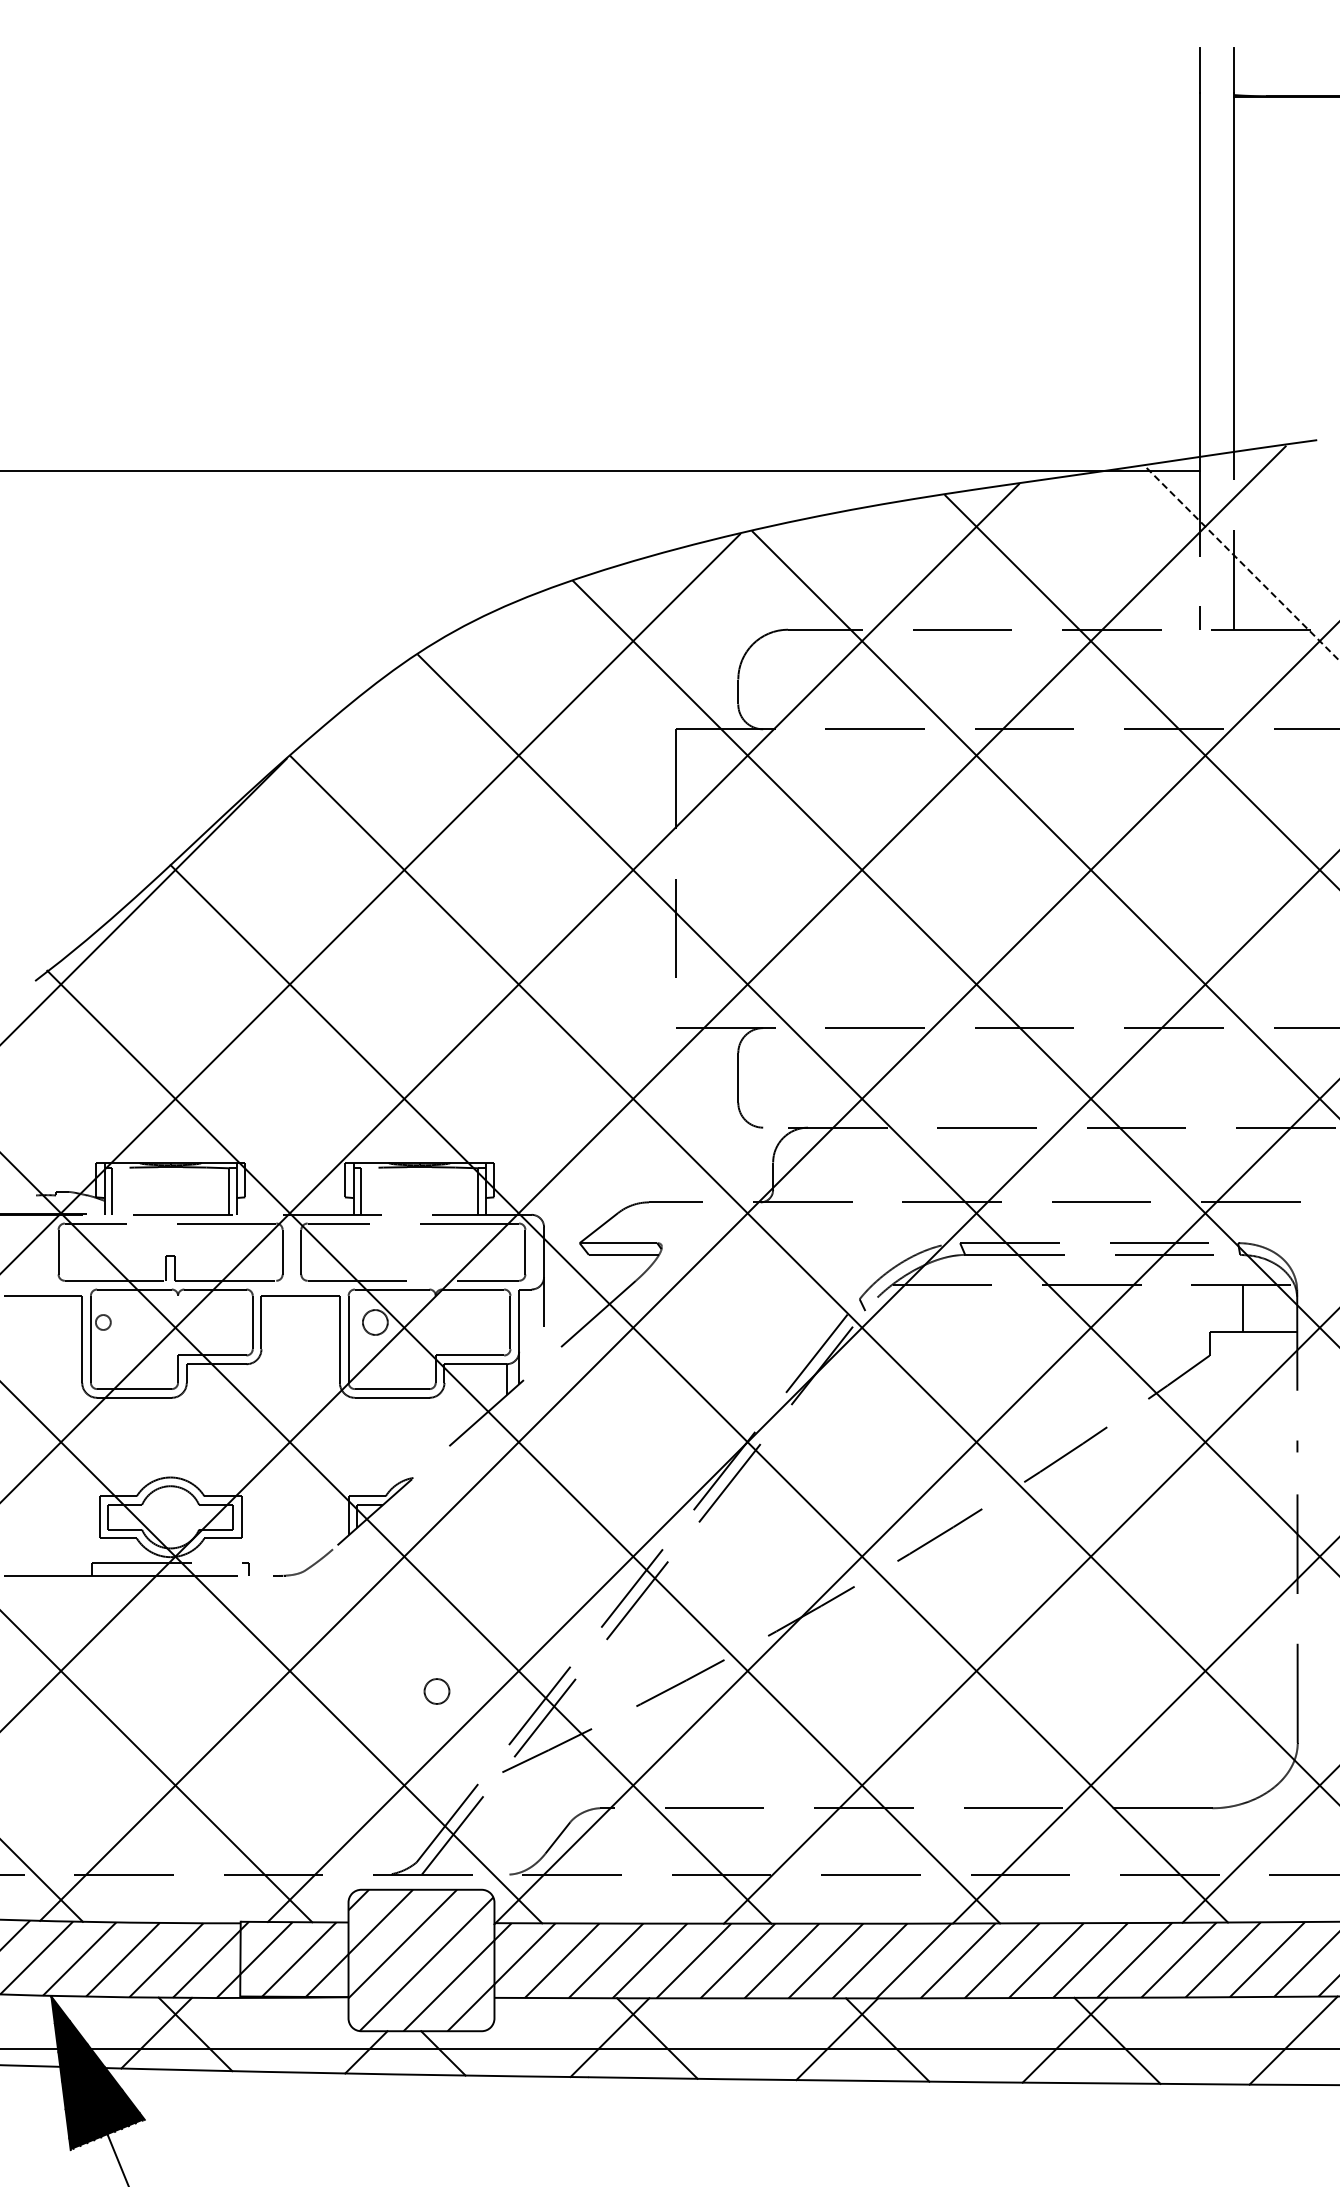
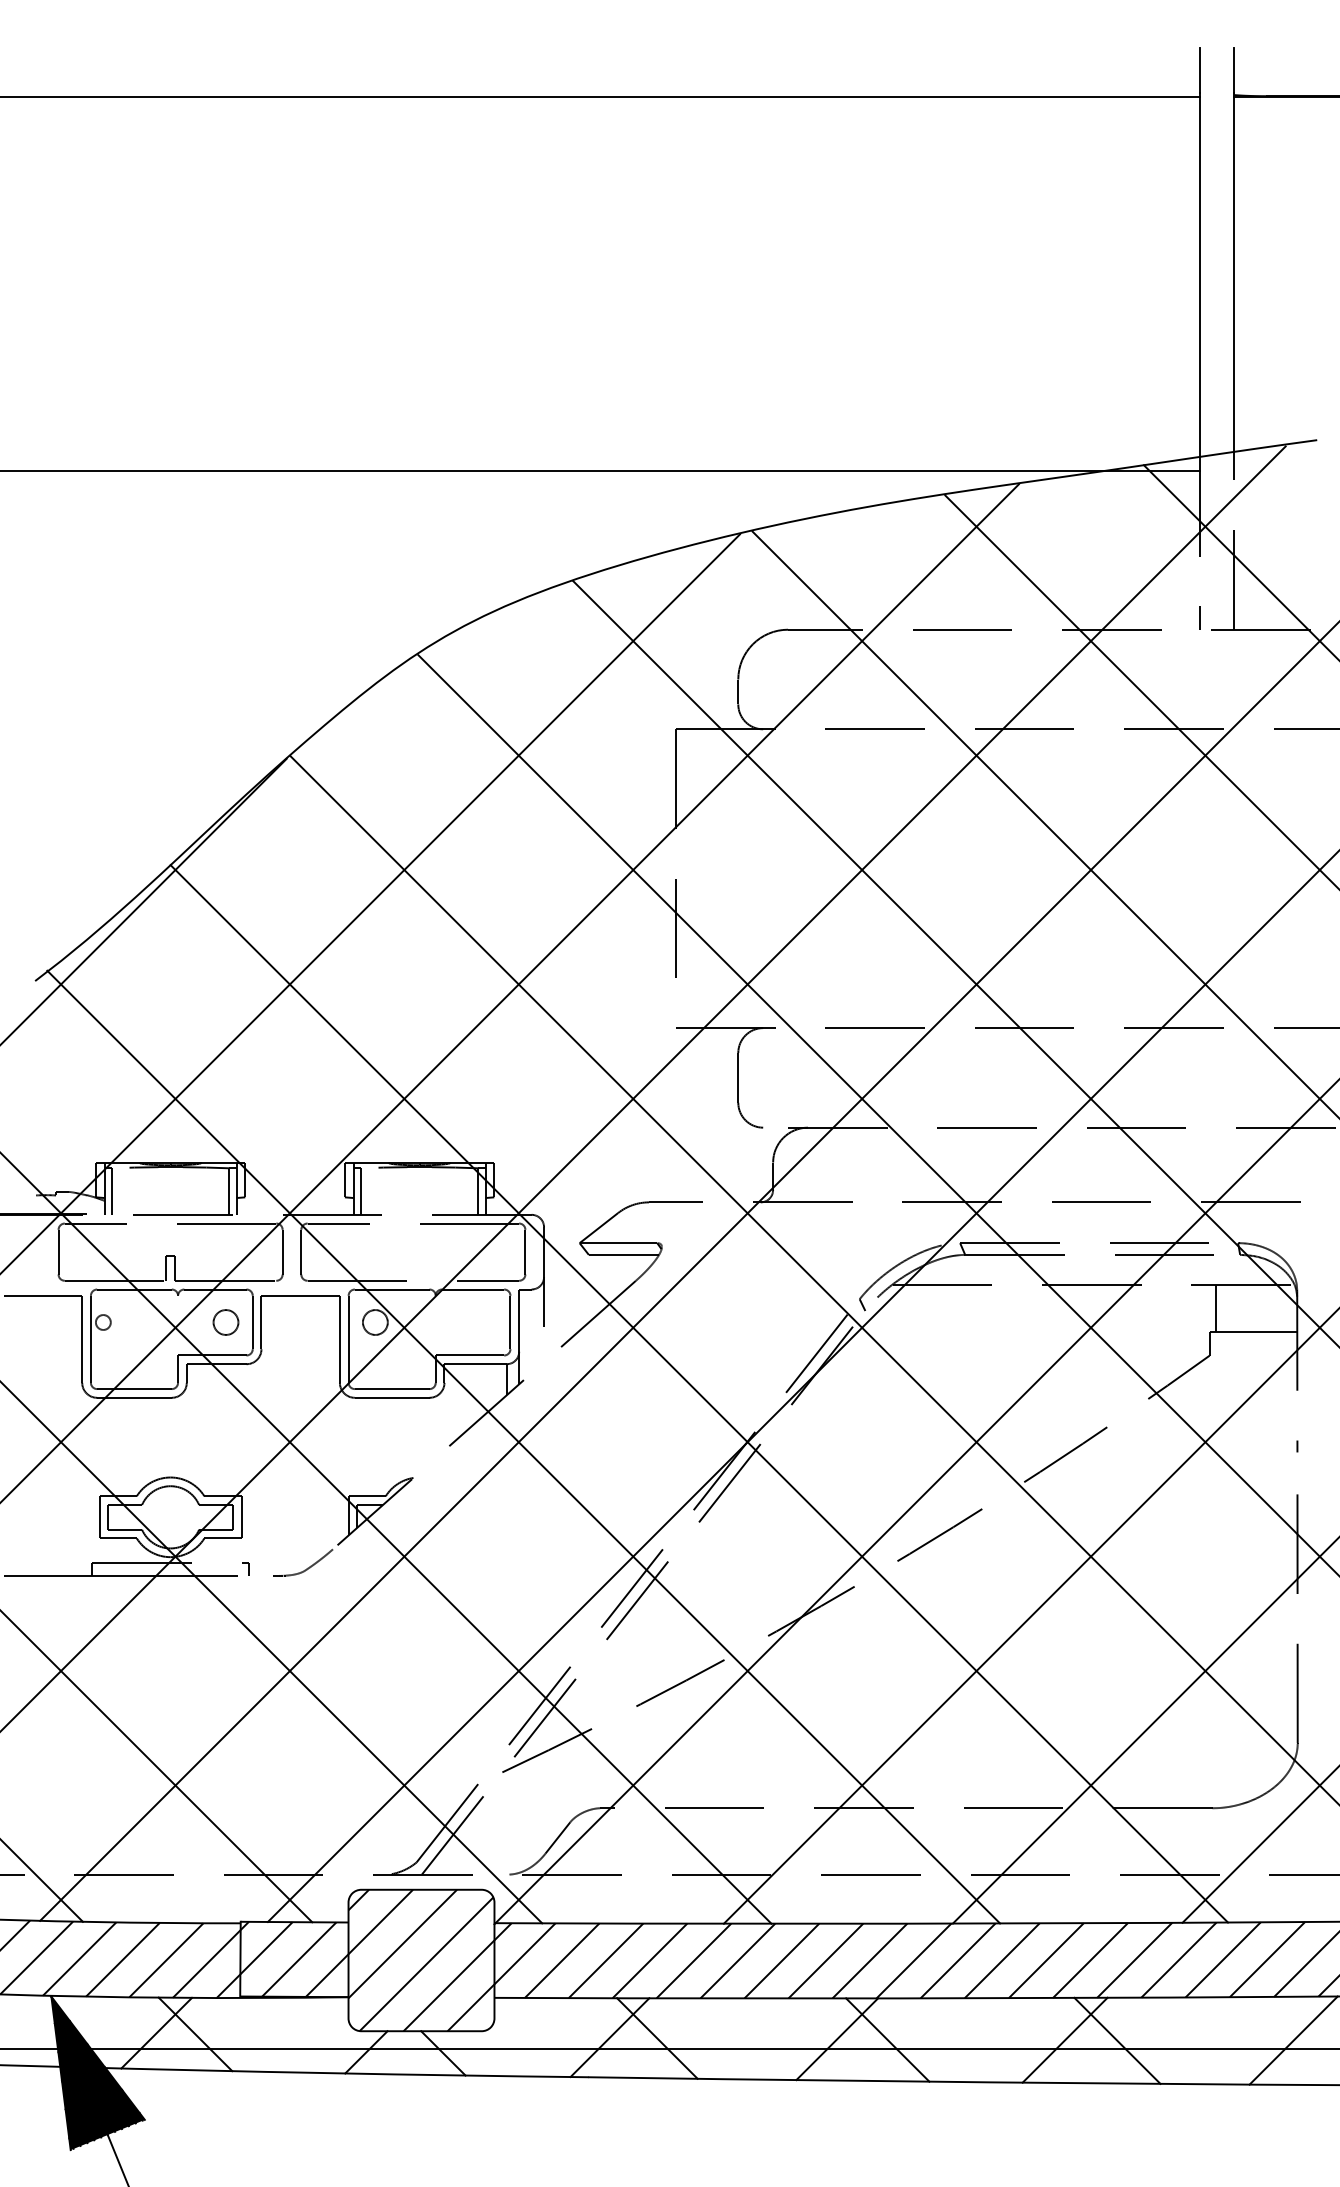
line: none -> present (600, 97)
line: dashed -> solid (1241, 562)
line position: (1242, 1308) -> (1215, 1308) (1215, 1308)
circle position: (436, 1691) -> (225, 1322) (225, 1322)
